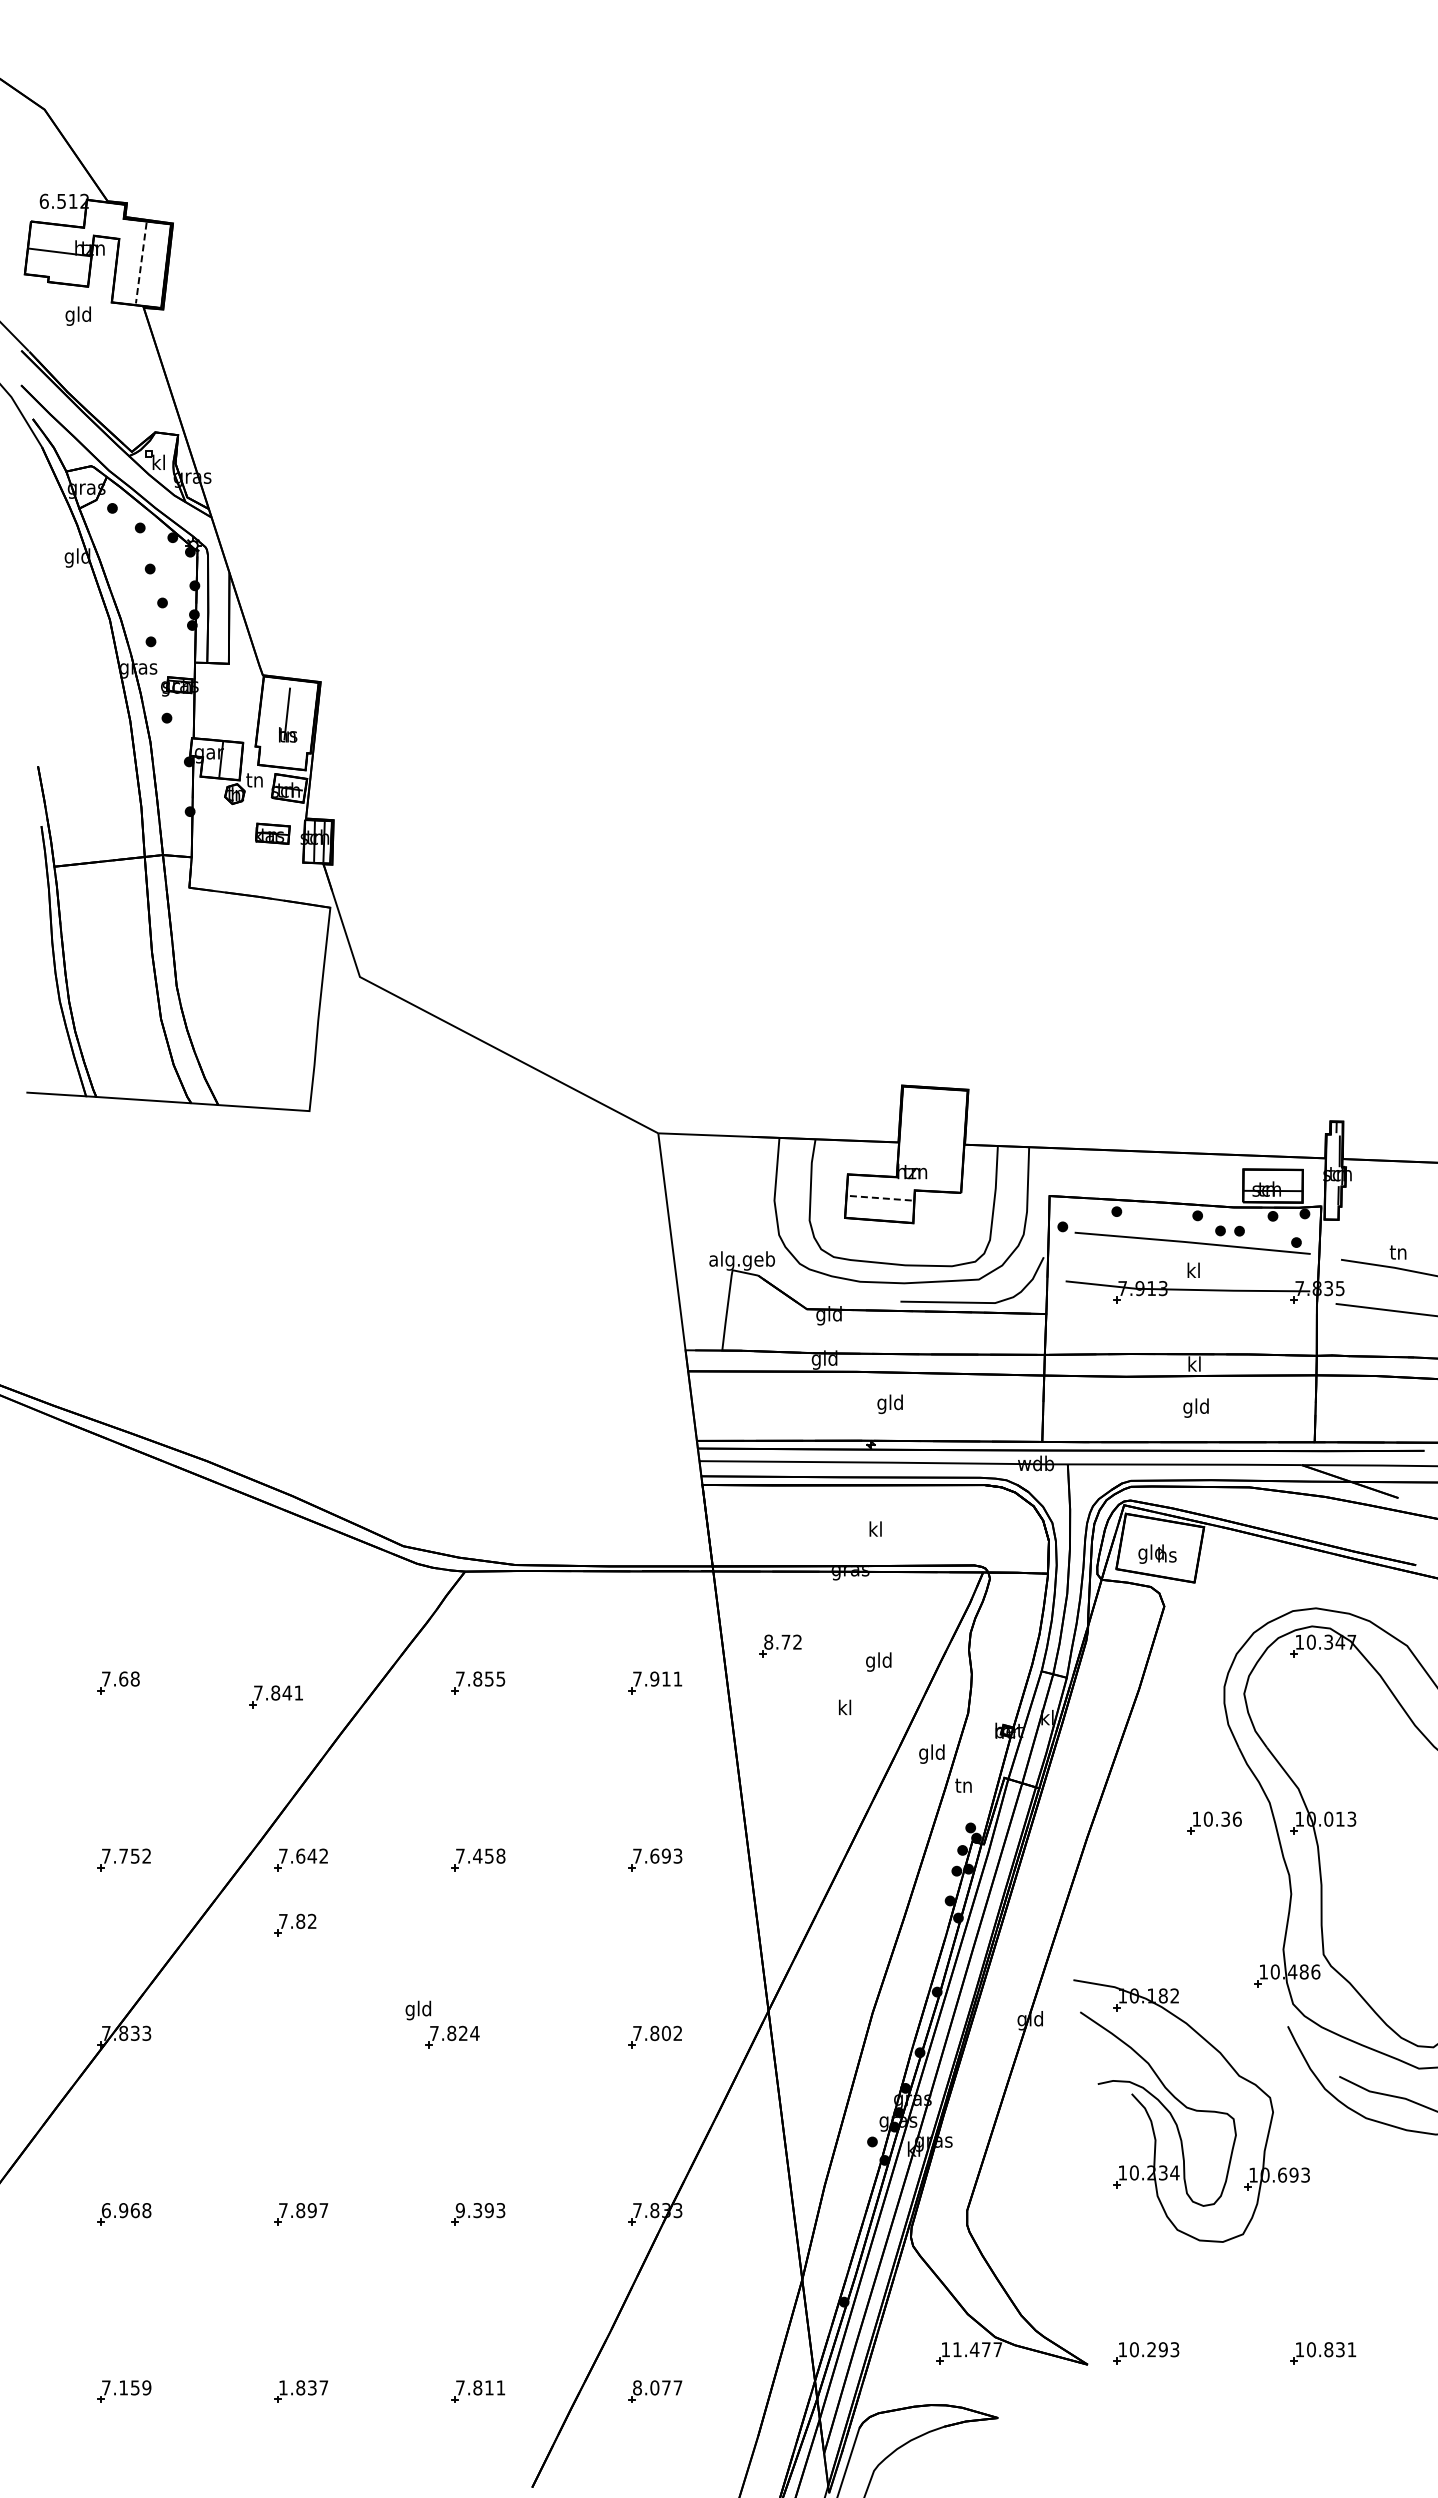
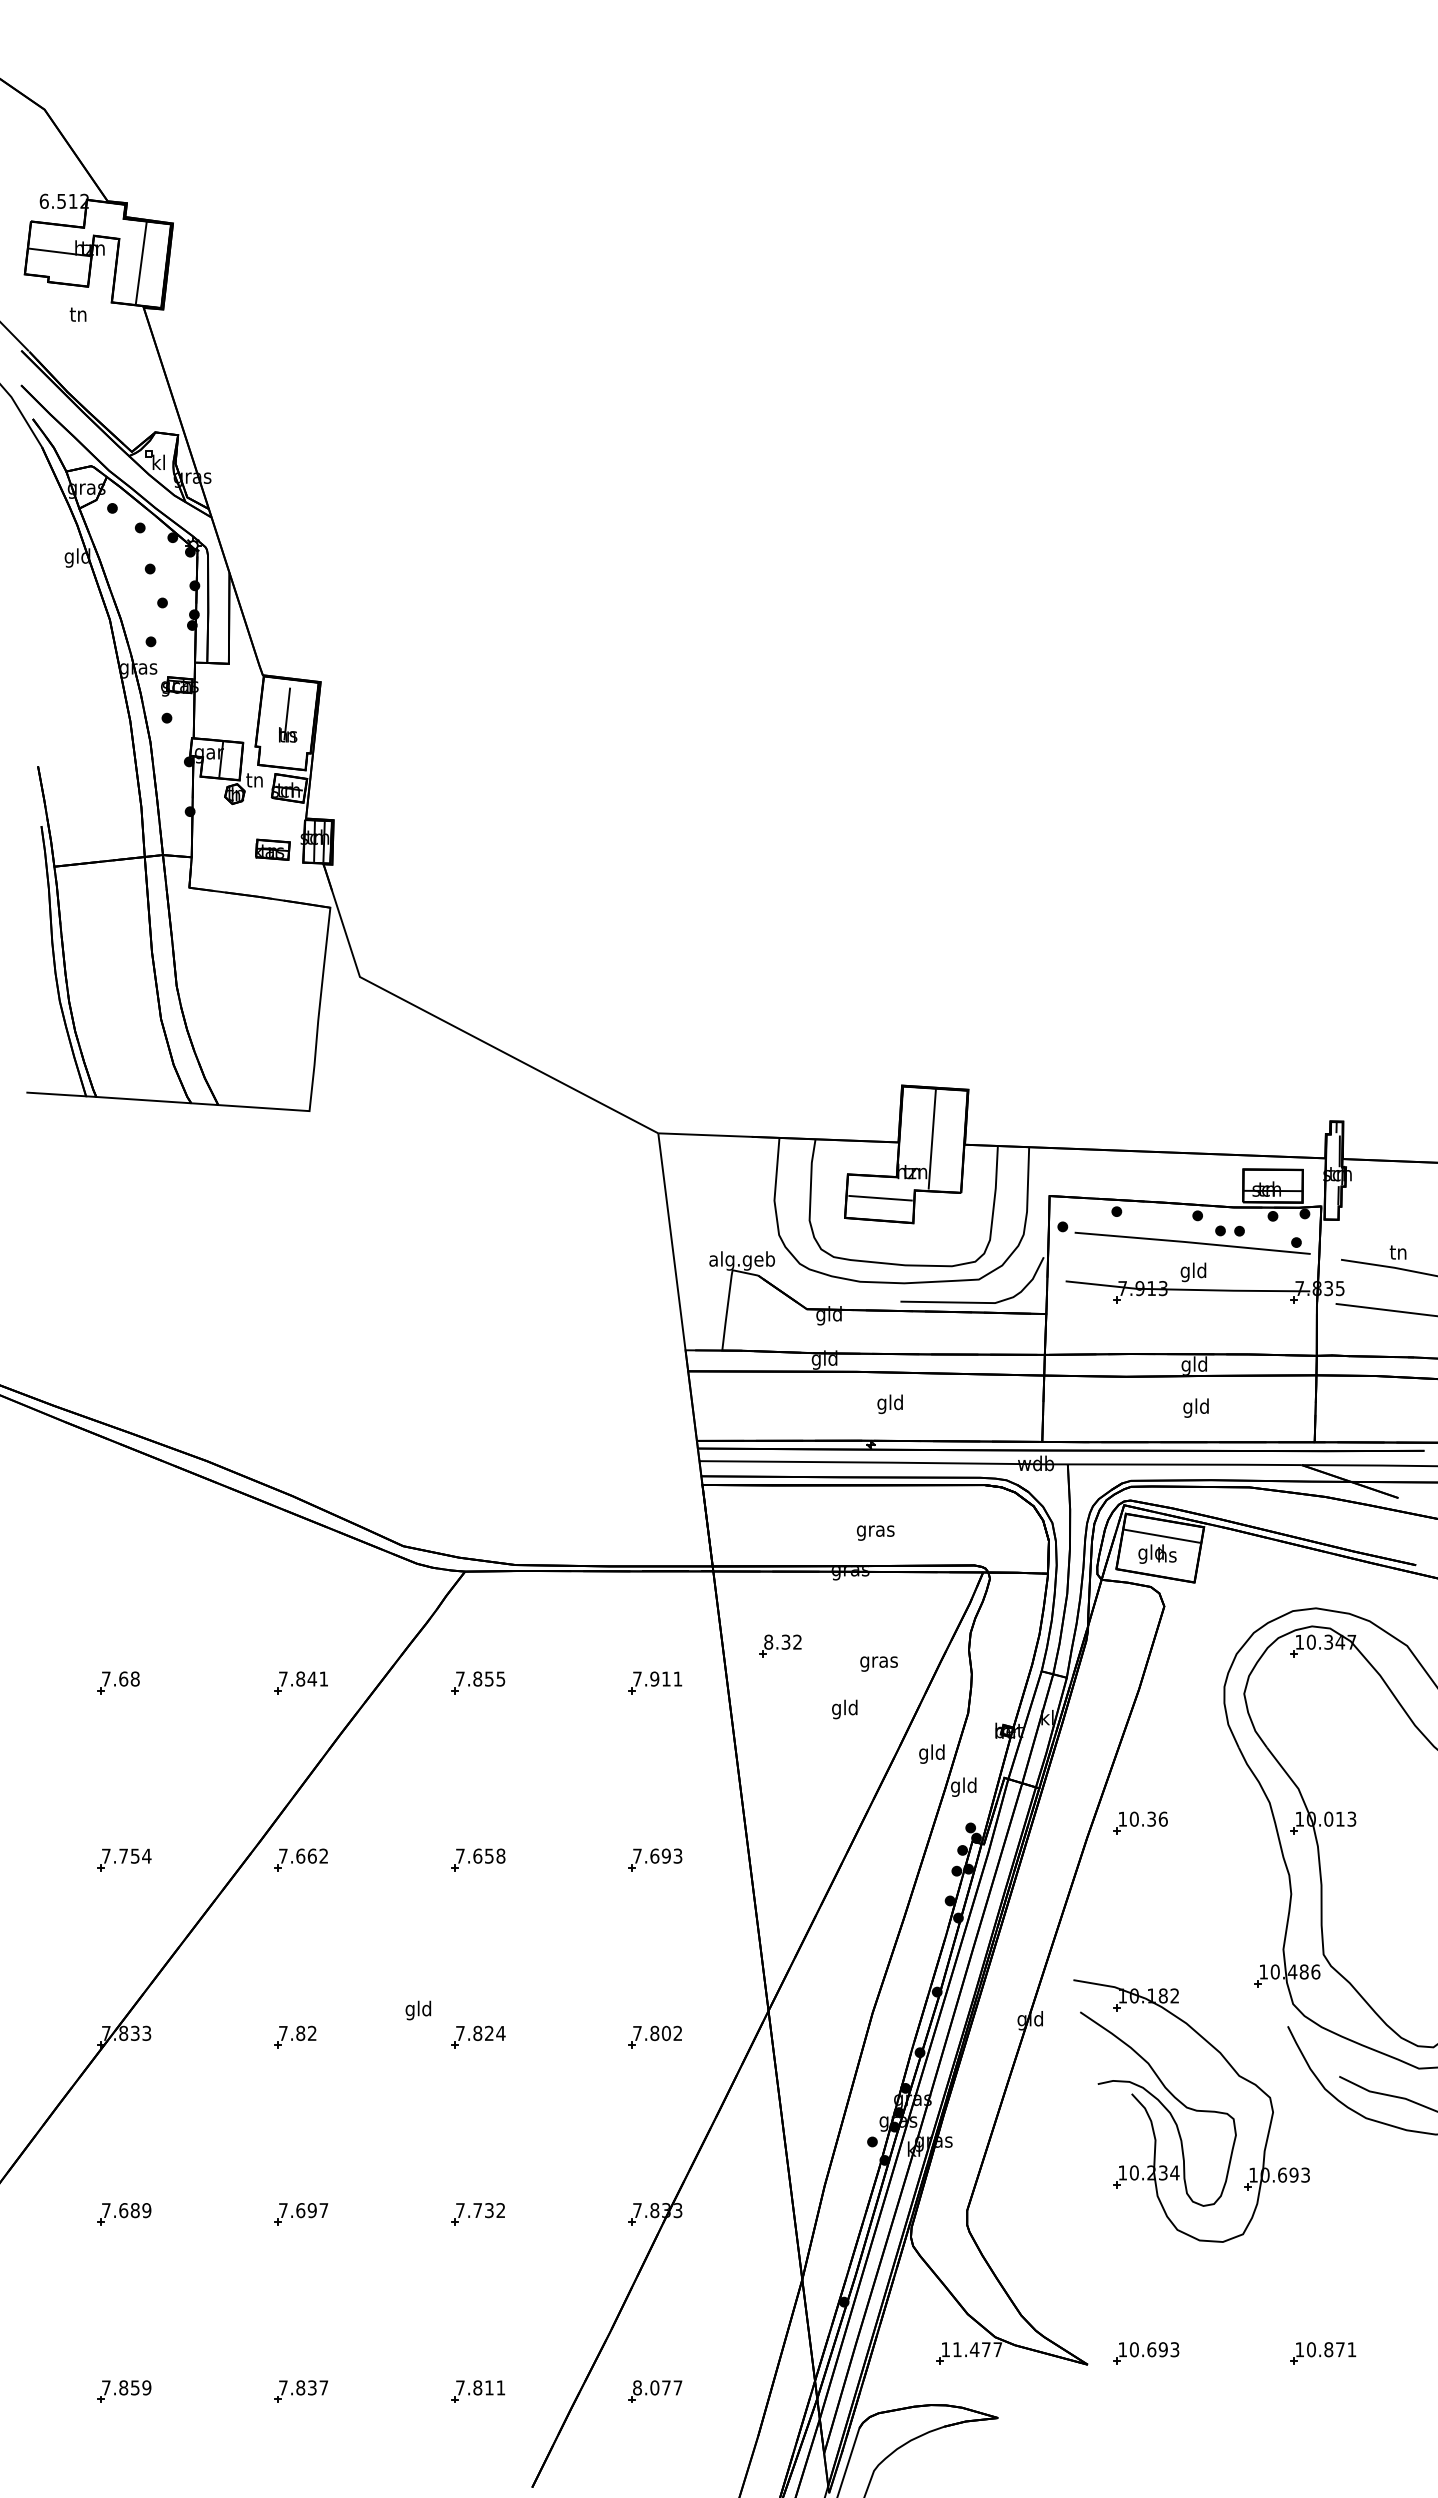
line: dashed -> solid (141, 263)
text: gld -> tn (77, 315)
part position: (272, 833) -> (272, 849) (272, 849)
line: none -> present (931, 1139)
line: dashed -> solid (880, 1198)
text: kl -> gld (1193, 1272)
text: kl -> gld (1193, 1365)
text: kl -> gras (875, 1530)
line: none -> present (1161, 1535)
text: 8.72 -> 8.32 (785, 1641)
text: gld -> gras (878, 1661)
part position: (275, 1696) -> (300, 1682) (300, 1682)
text: kl -> gld (844, 1709)
text: tn -> gld (963, 1786)
part position: (1214, 1822) -> (1140, 1822) (1140, 1822)
text: 7.752 -> 7.754 (146, 1855)
text: 7.642 -> 7.662 (312, 1855)
text: 7.458 -> 7.658 (477, 1855)
part position: (295, 1924) -> (295, 2036) (295, 2036)
part position: (452, 2036) -> (478, 2036) (478, 2036)
text: 6.968 -> 7.689 (126, 2210)
text: 7.897 -> 7.697 (300, 2210)
text: 9.393 -> 7.732 (480, 2210)
text: 10.293 -> 10.693 (1151, 2349)
text: 10.831 -> 10.871 (1340, 2349)
text: 7.159 -> 7.859 (123, 2387)
text: 1.837 -> 7.837 (283, 2387)
